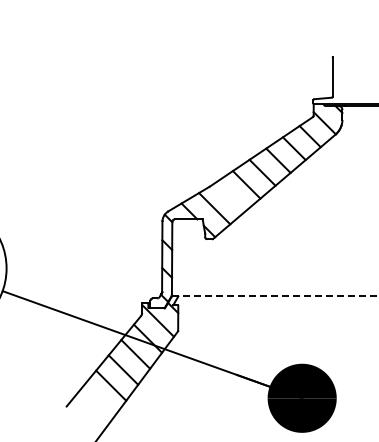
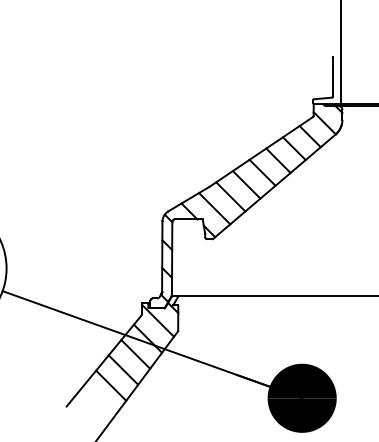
line: none -> present (340, 53)
line: none -> present (230, 196)
line: dashed -> solid (275, 296)
